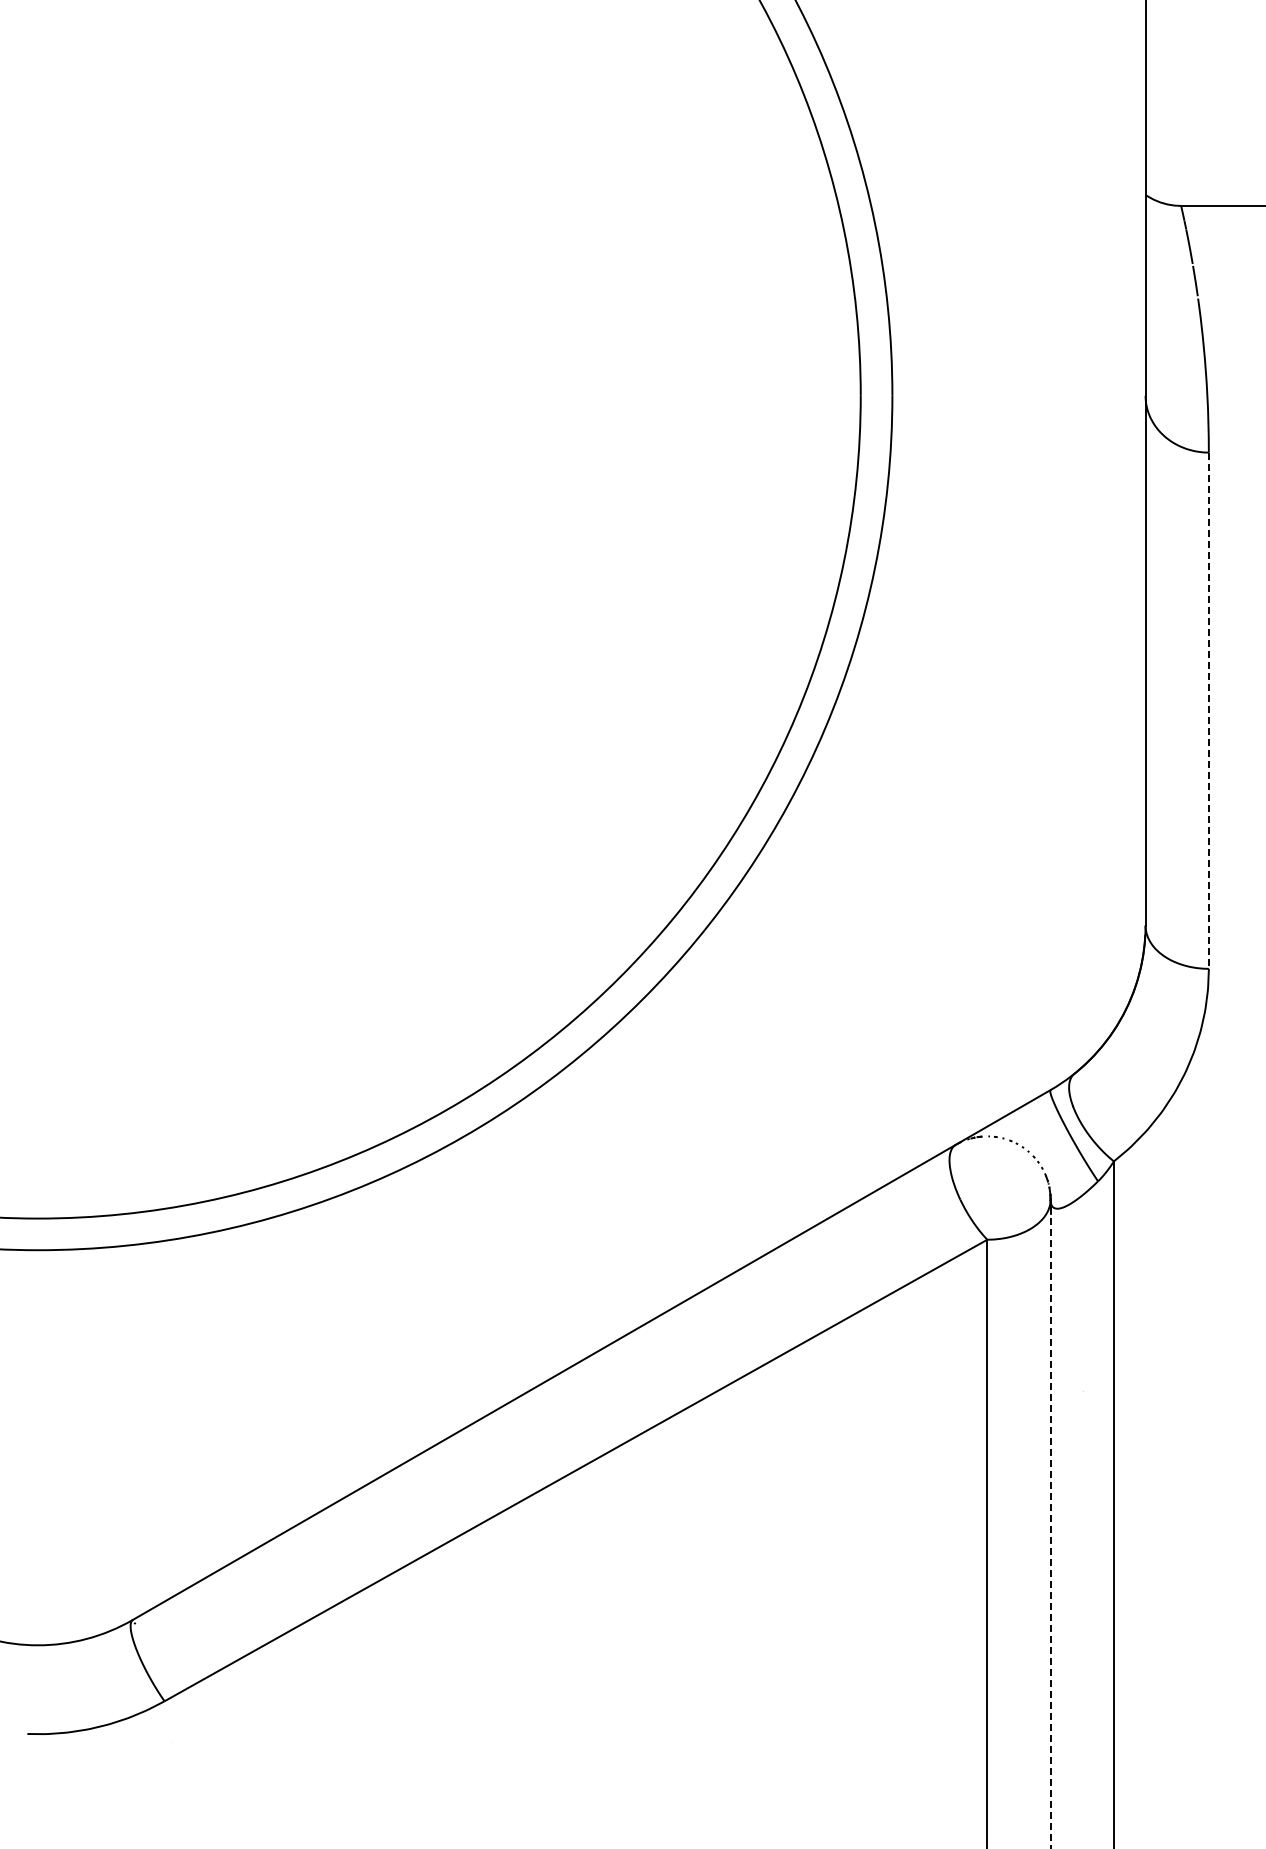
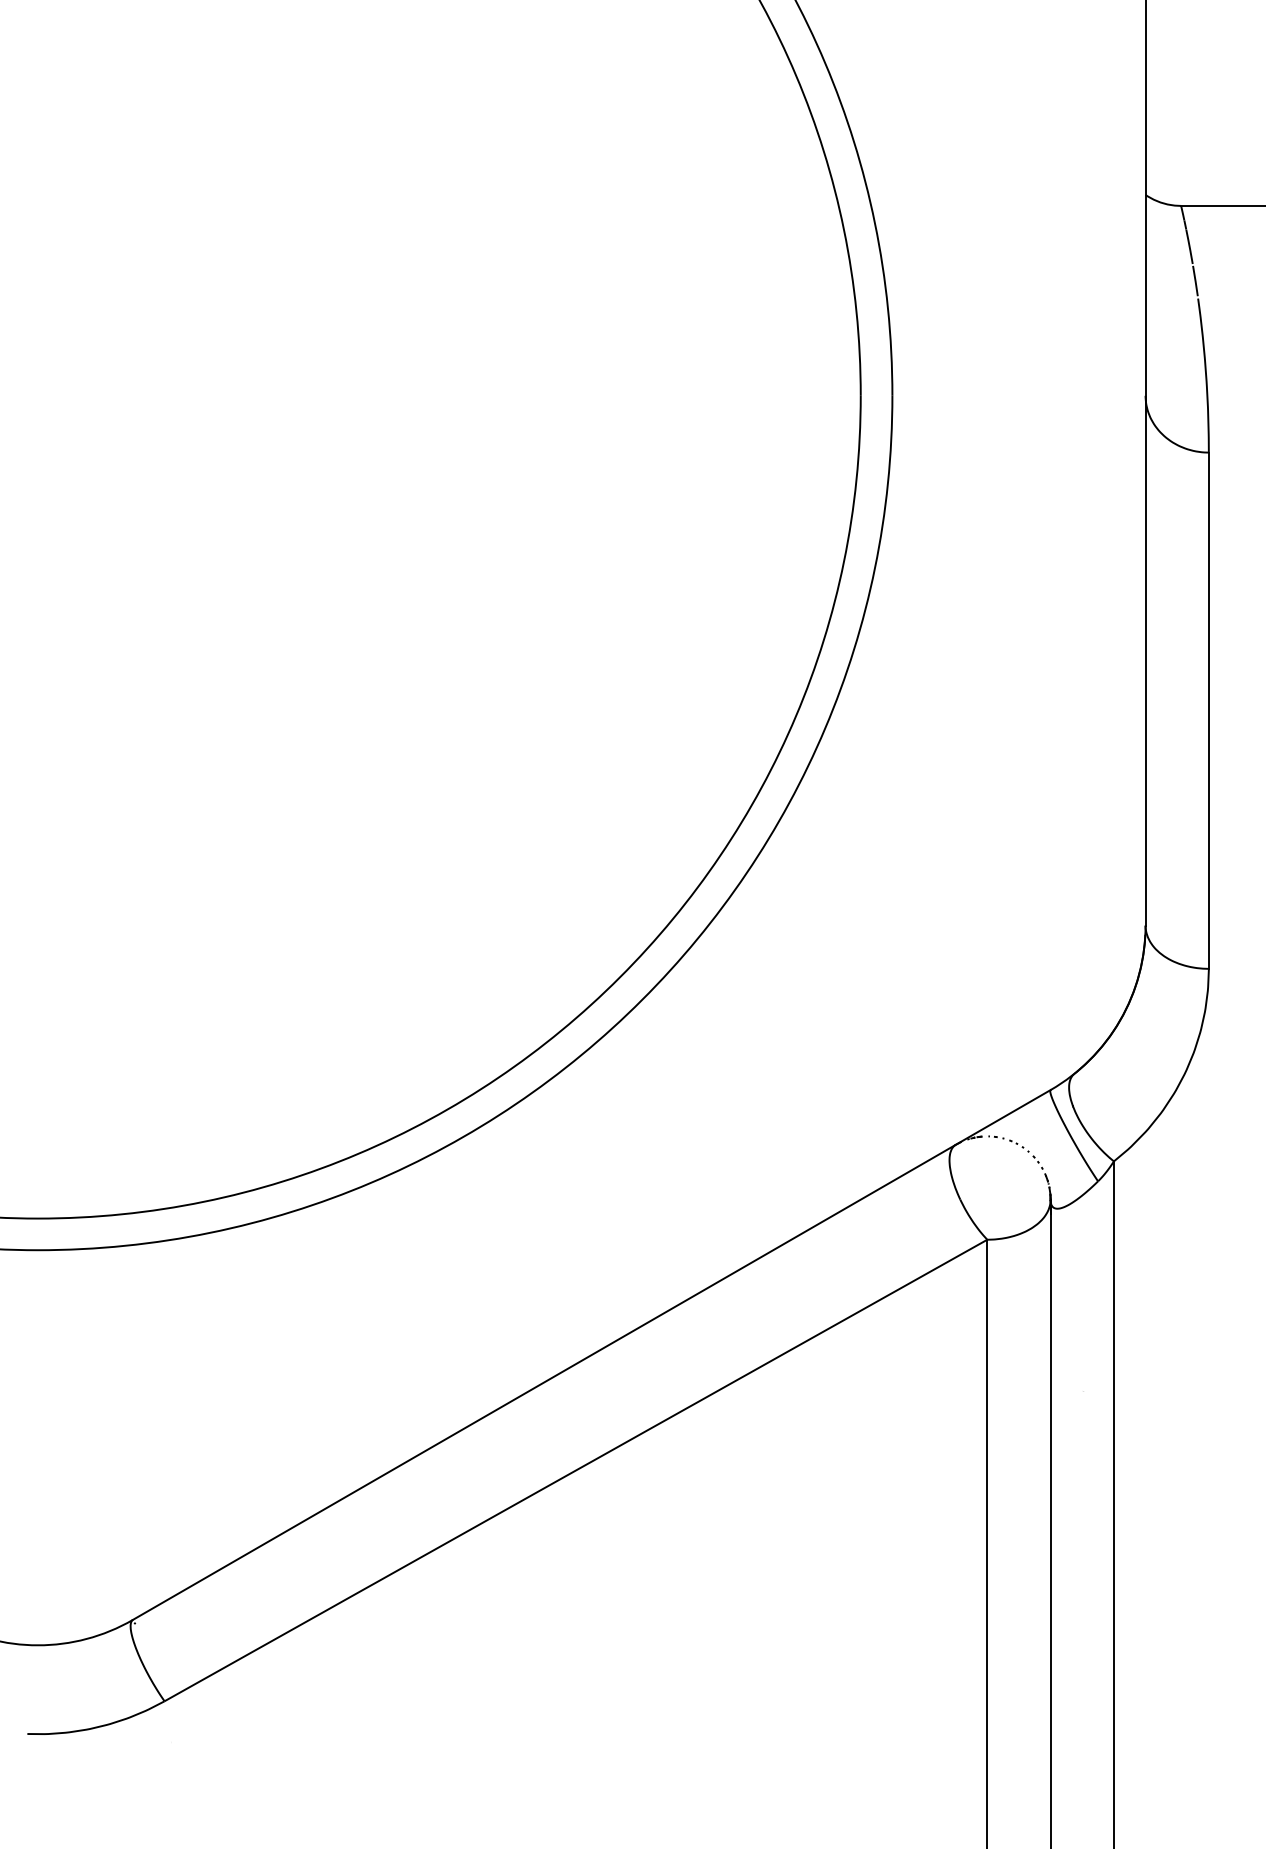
line: dashed -> solid (1208, 711)
line: dashed -> solid (1050, 1523)
